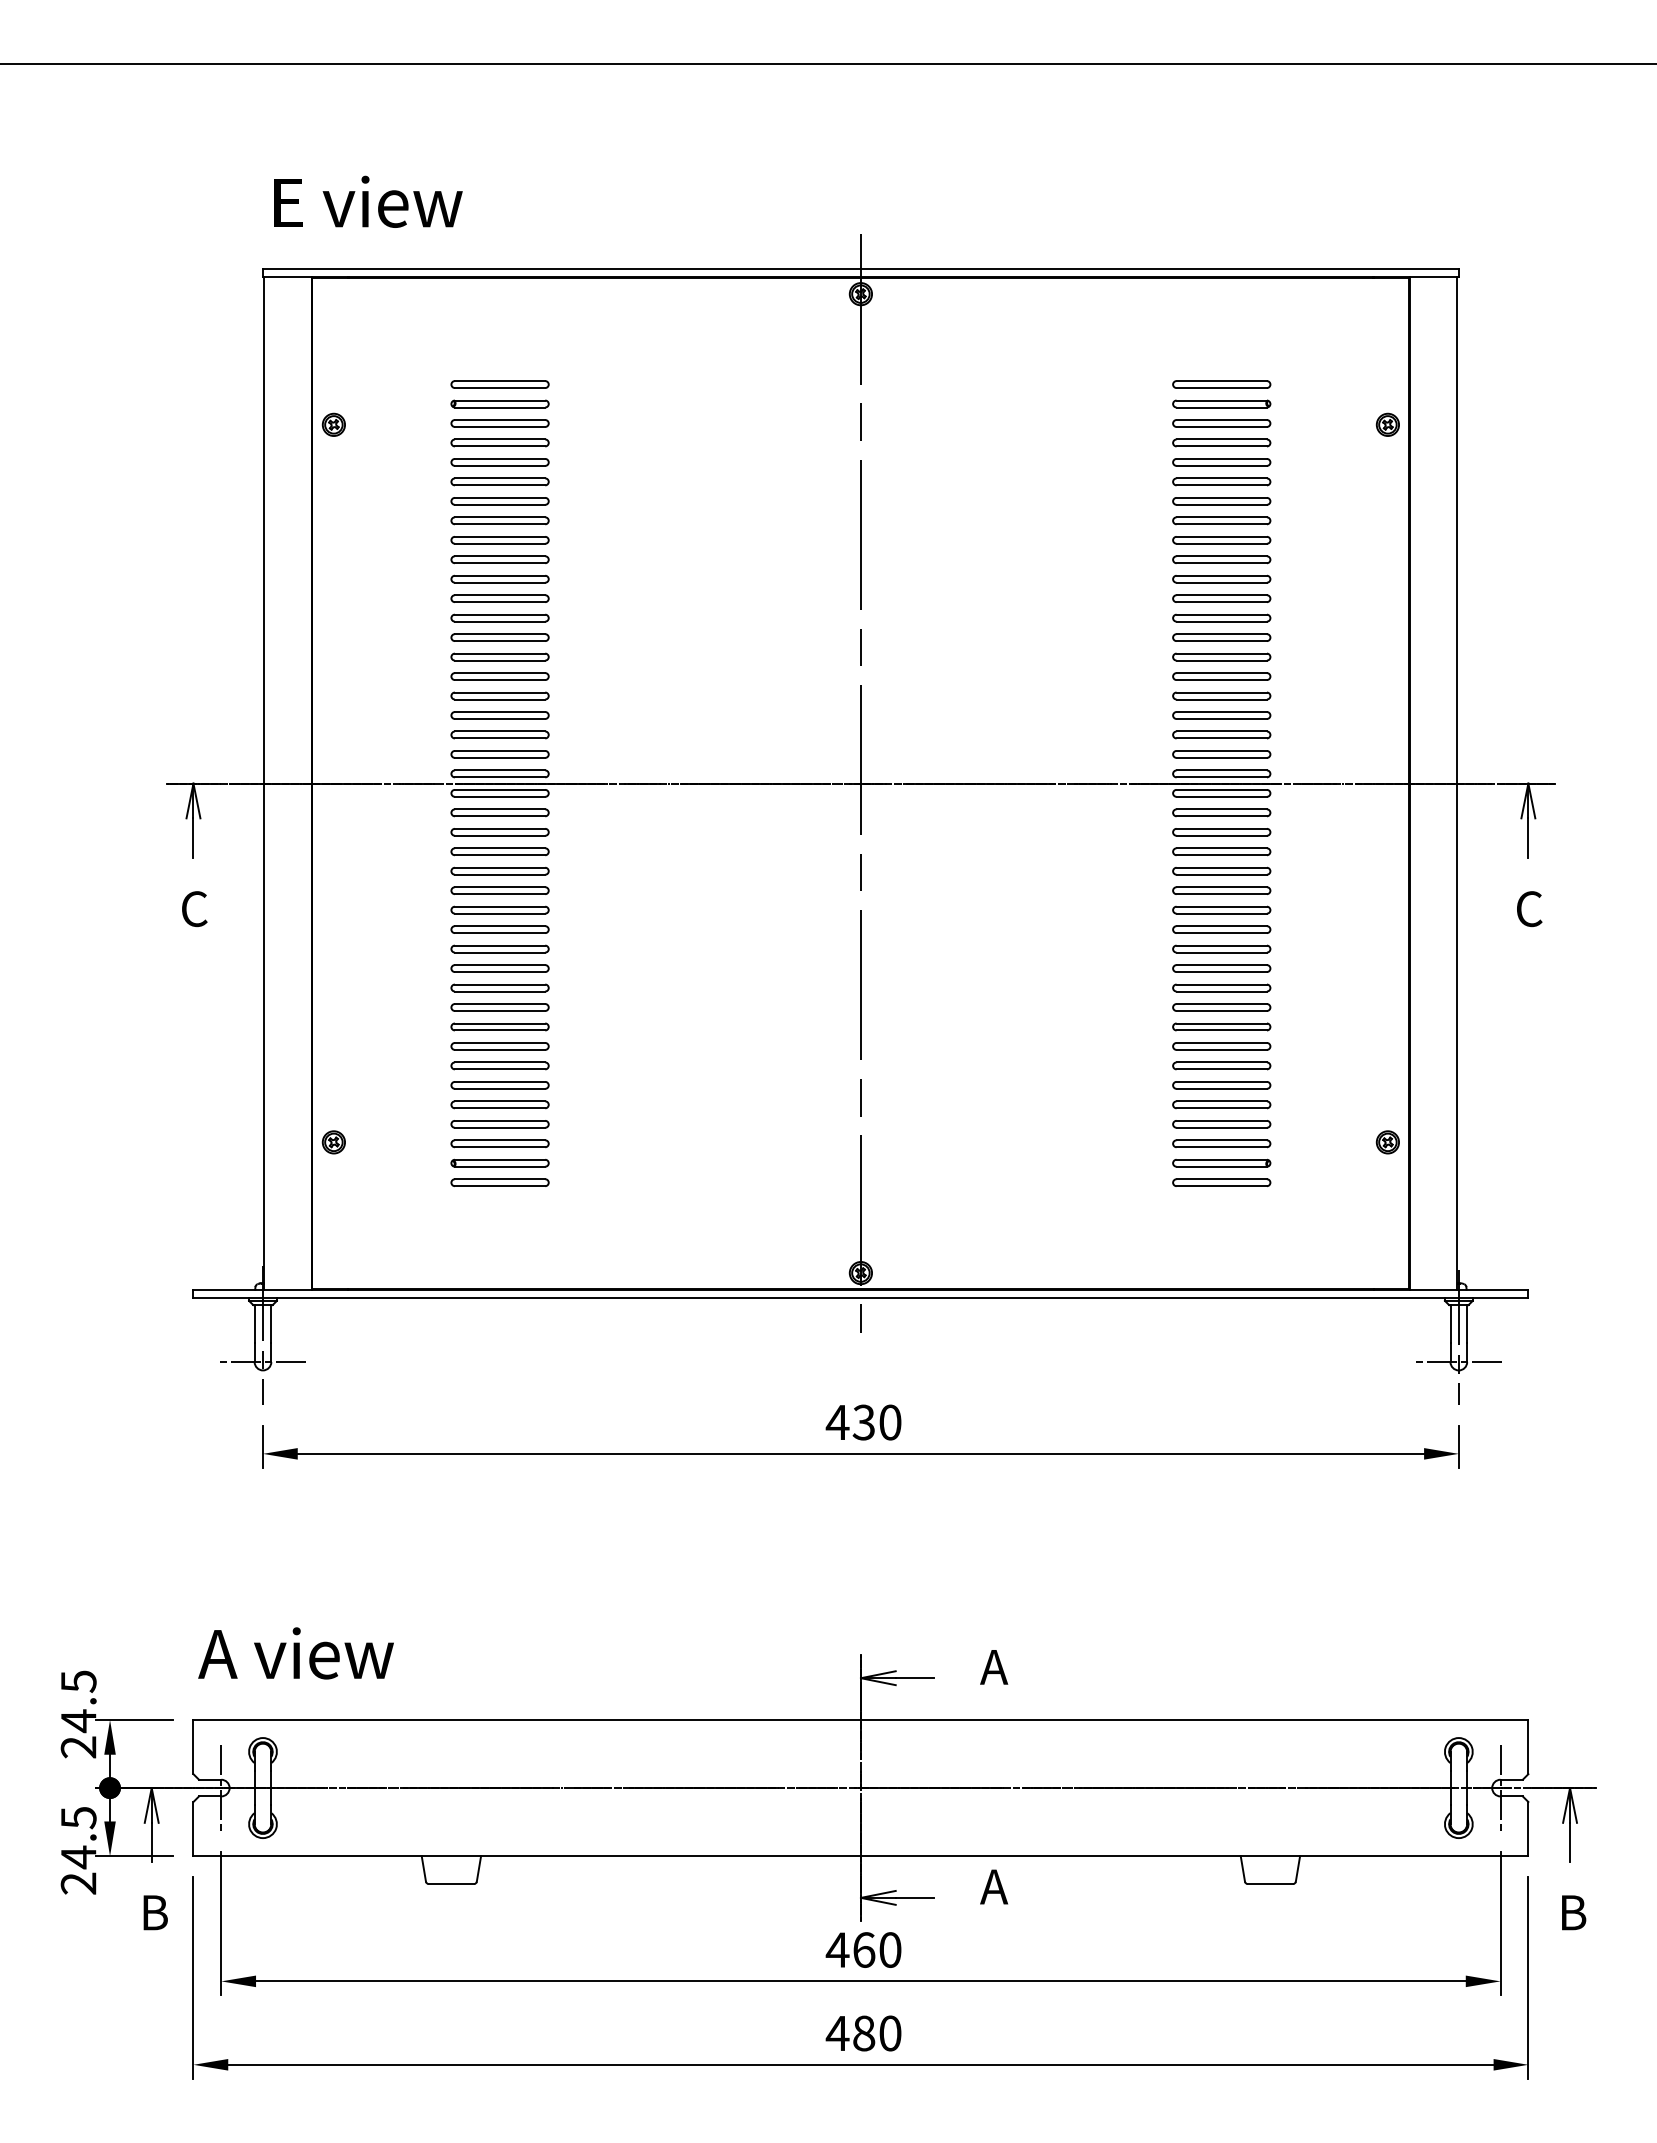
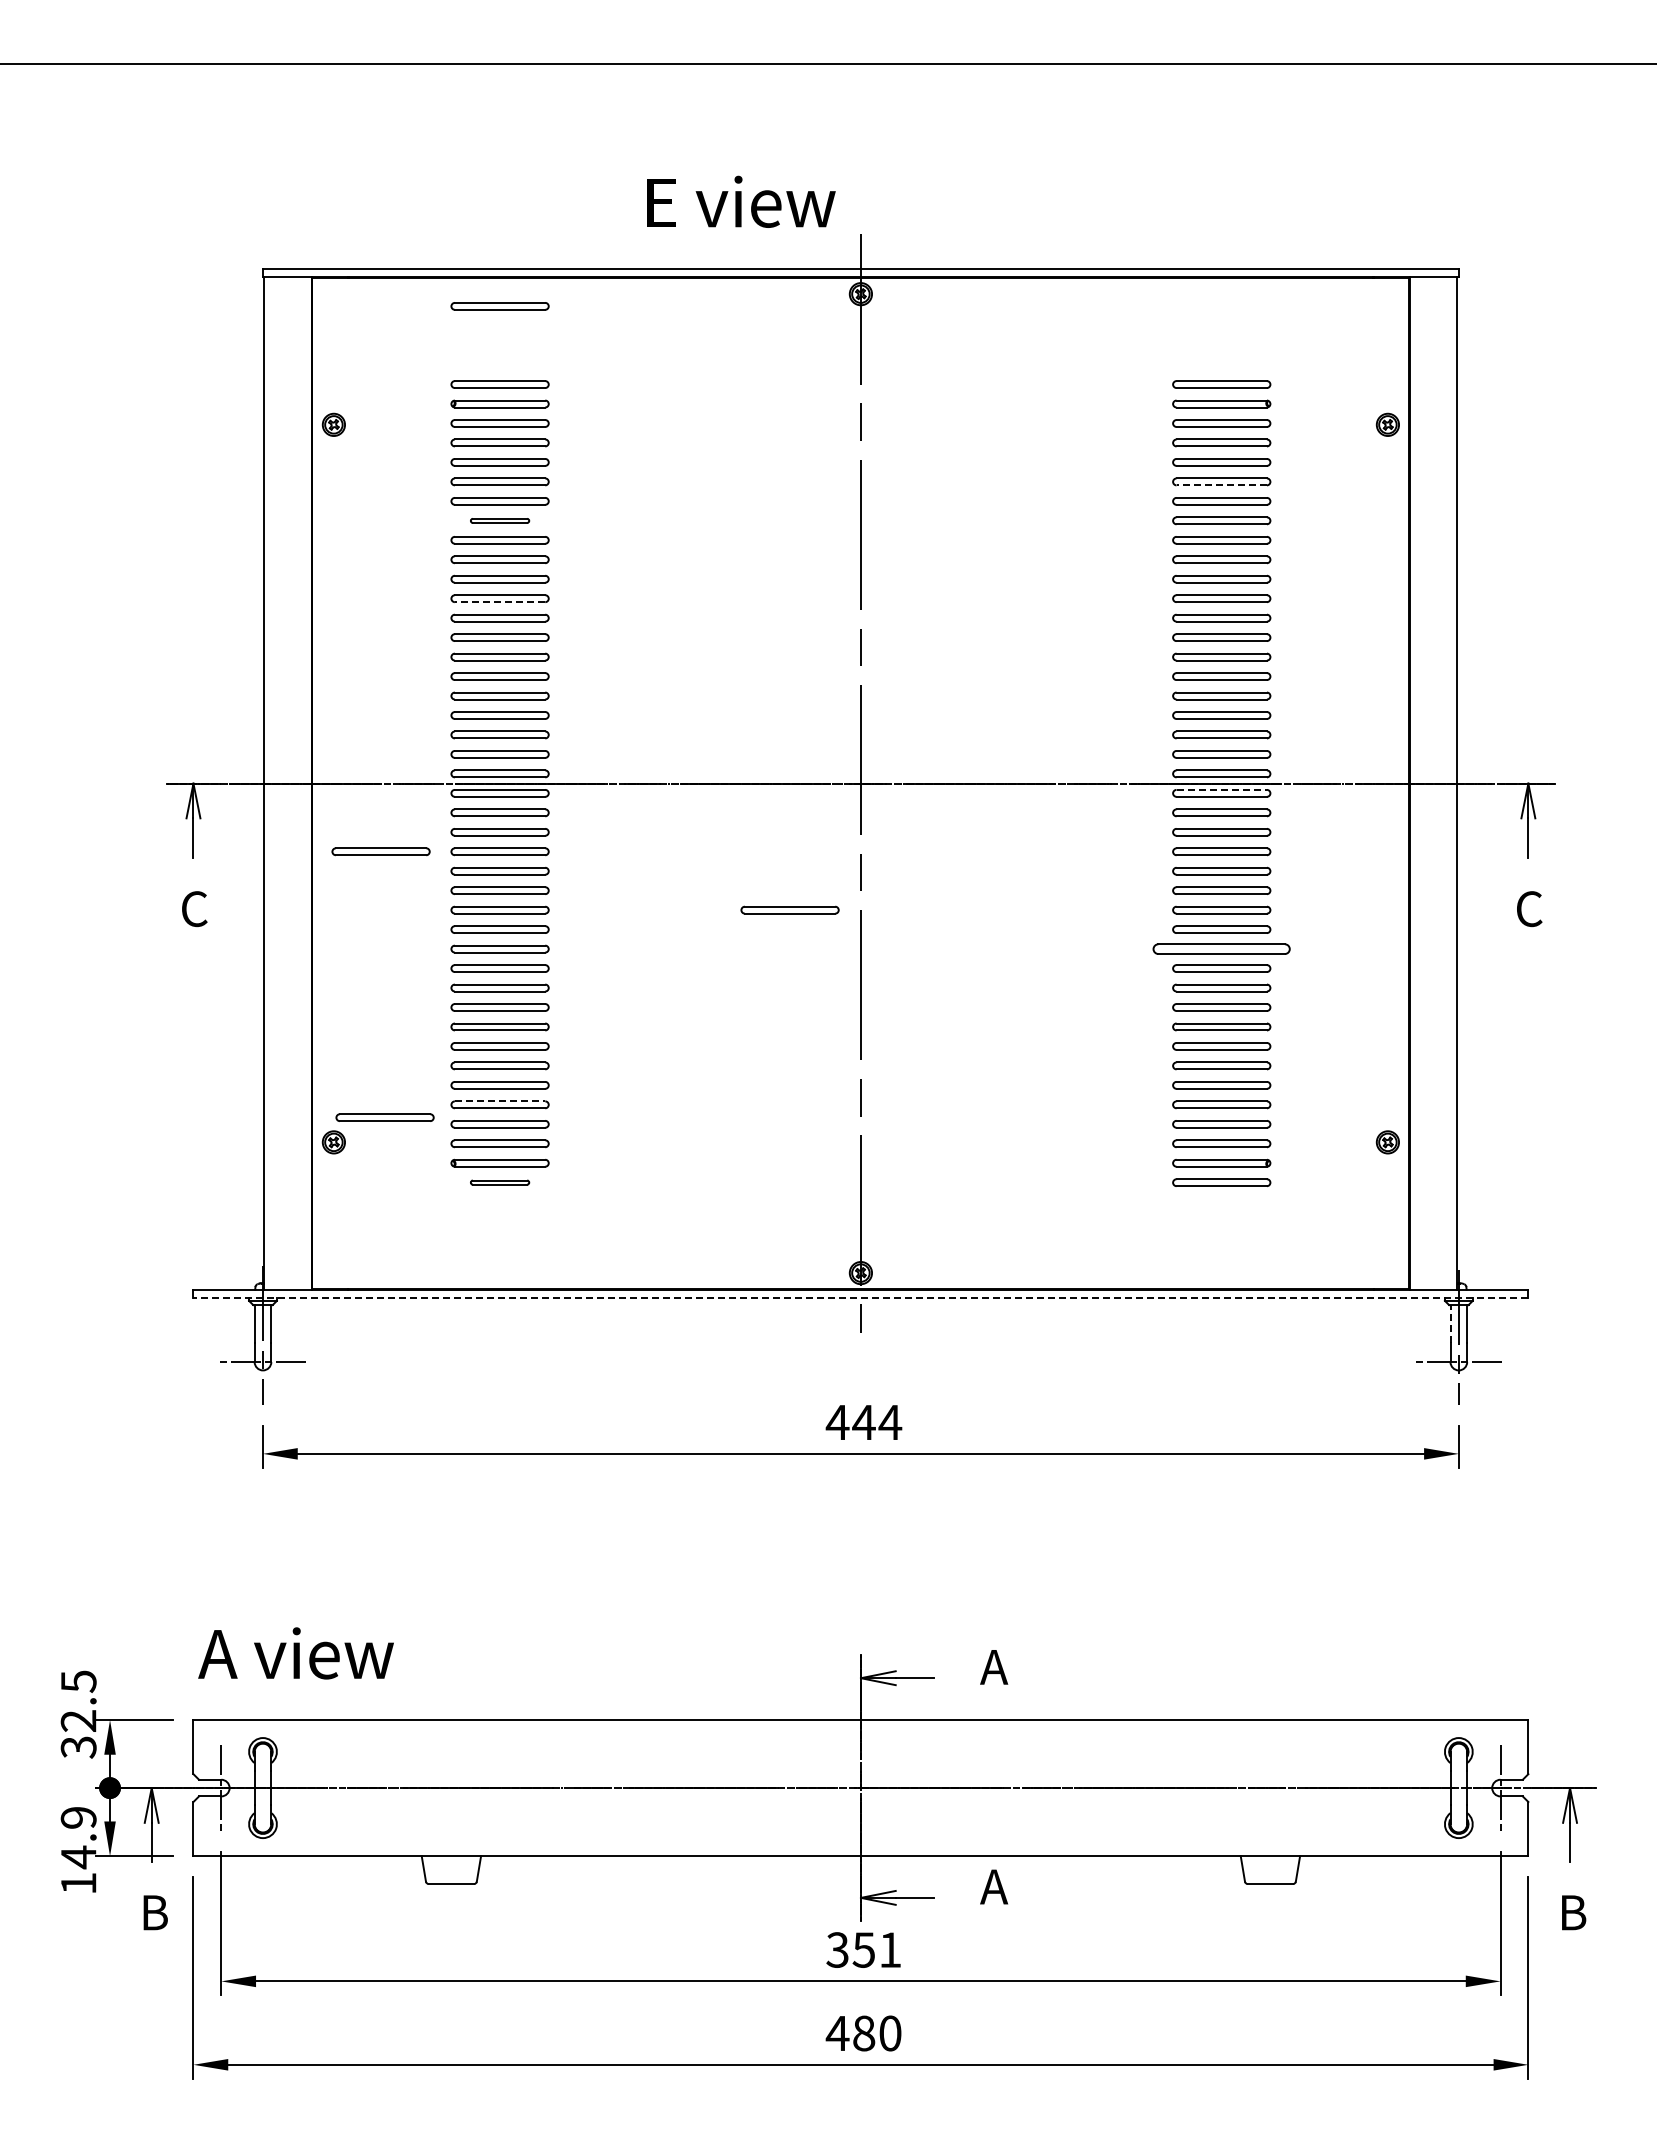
text position: (368, 201) -> (741, 201) (741, 201)
part: none -> present (499, 306)
line: solid -> dashed (1221, 485)
part size: 100x10 px -> 61x6 px (500, 520)
line: solid -> dashed (499, 602)
line: solid -> dashed (1222, 789)
part: none -> present (380, 851)
part: none -> present (789, 909)
part size: 100x10 px -> 139x12 px (1221, 948)
line: solid -> dashed (500, 1101)
part: none -> present (384, 1117)
part size: 100x9 px -> 61x7 px (500, 1182)
line: solid -> dashed (860, 1298)
line: solid -> dashed (1450, 1323)
text: 430 -> 444 (877, 1422)
text: 24.5 -> 32.5 (78, 1733)
text: 24.5 -> 14.9 (78, 1850)
text: 460 -> 351 (863, 1949)
